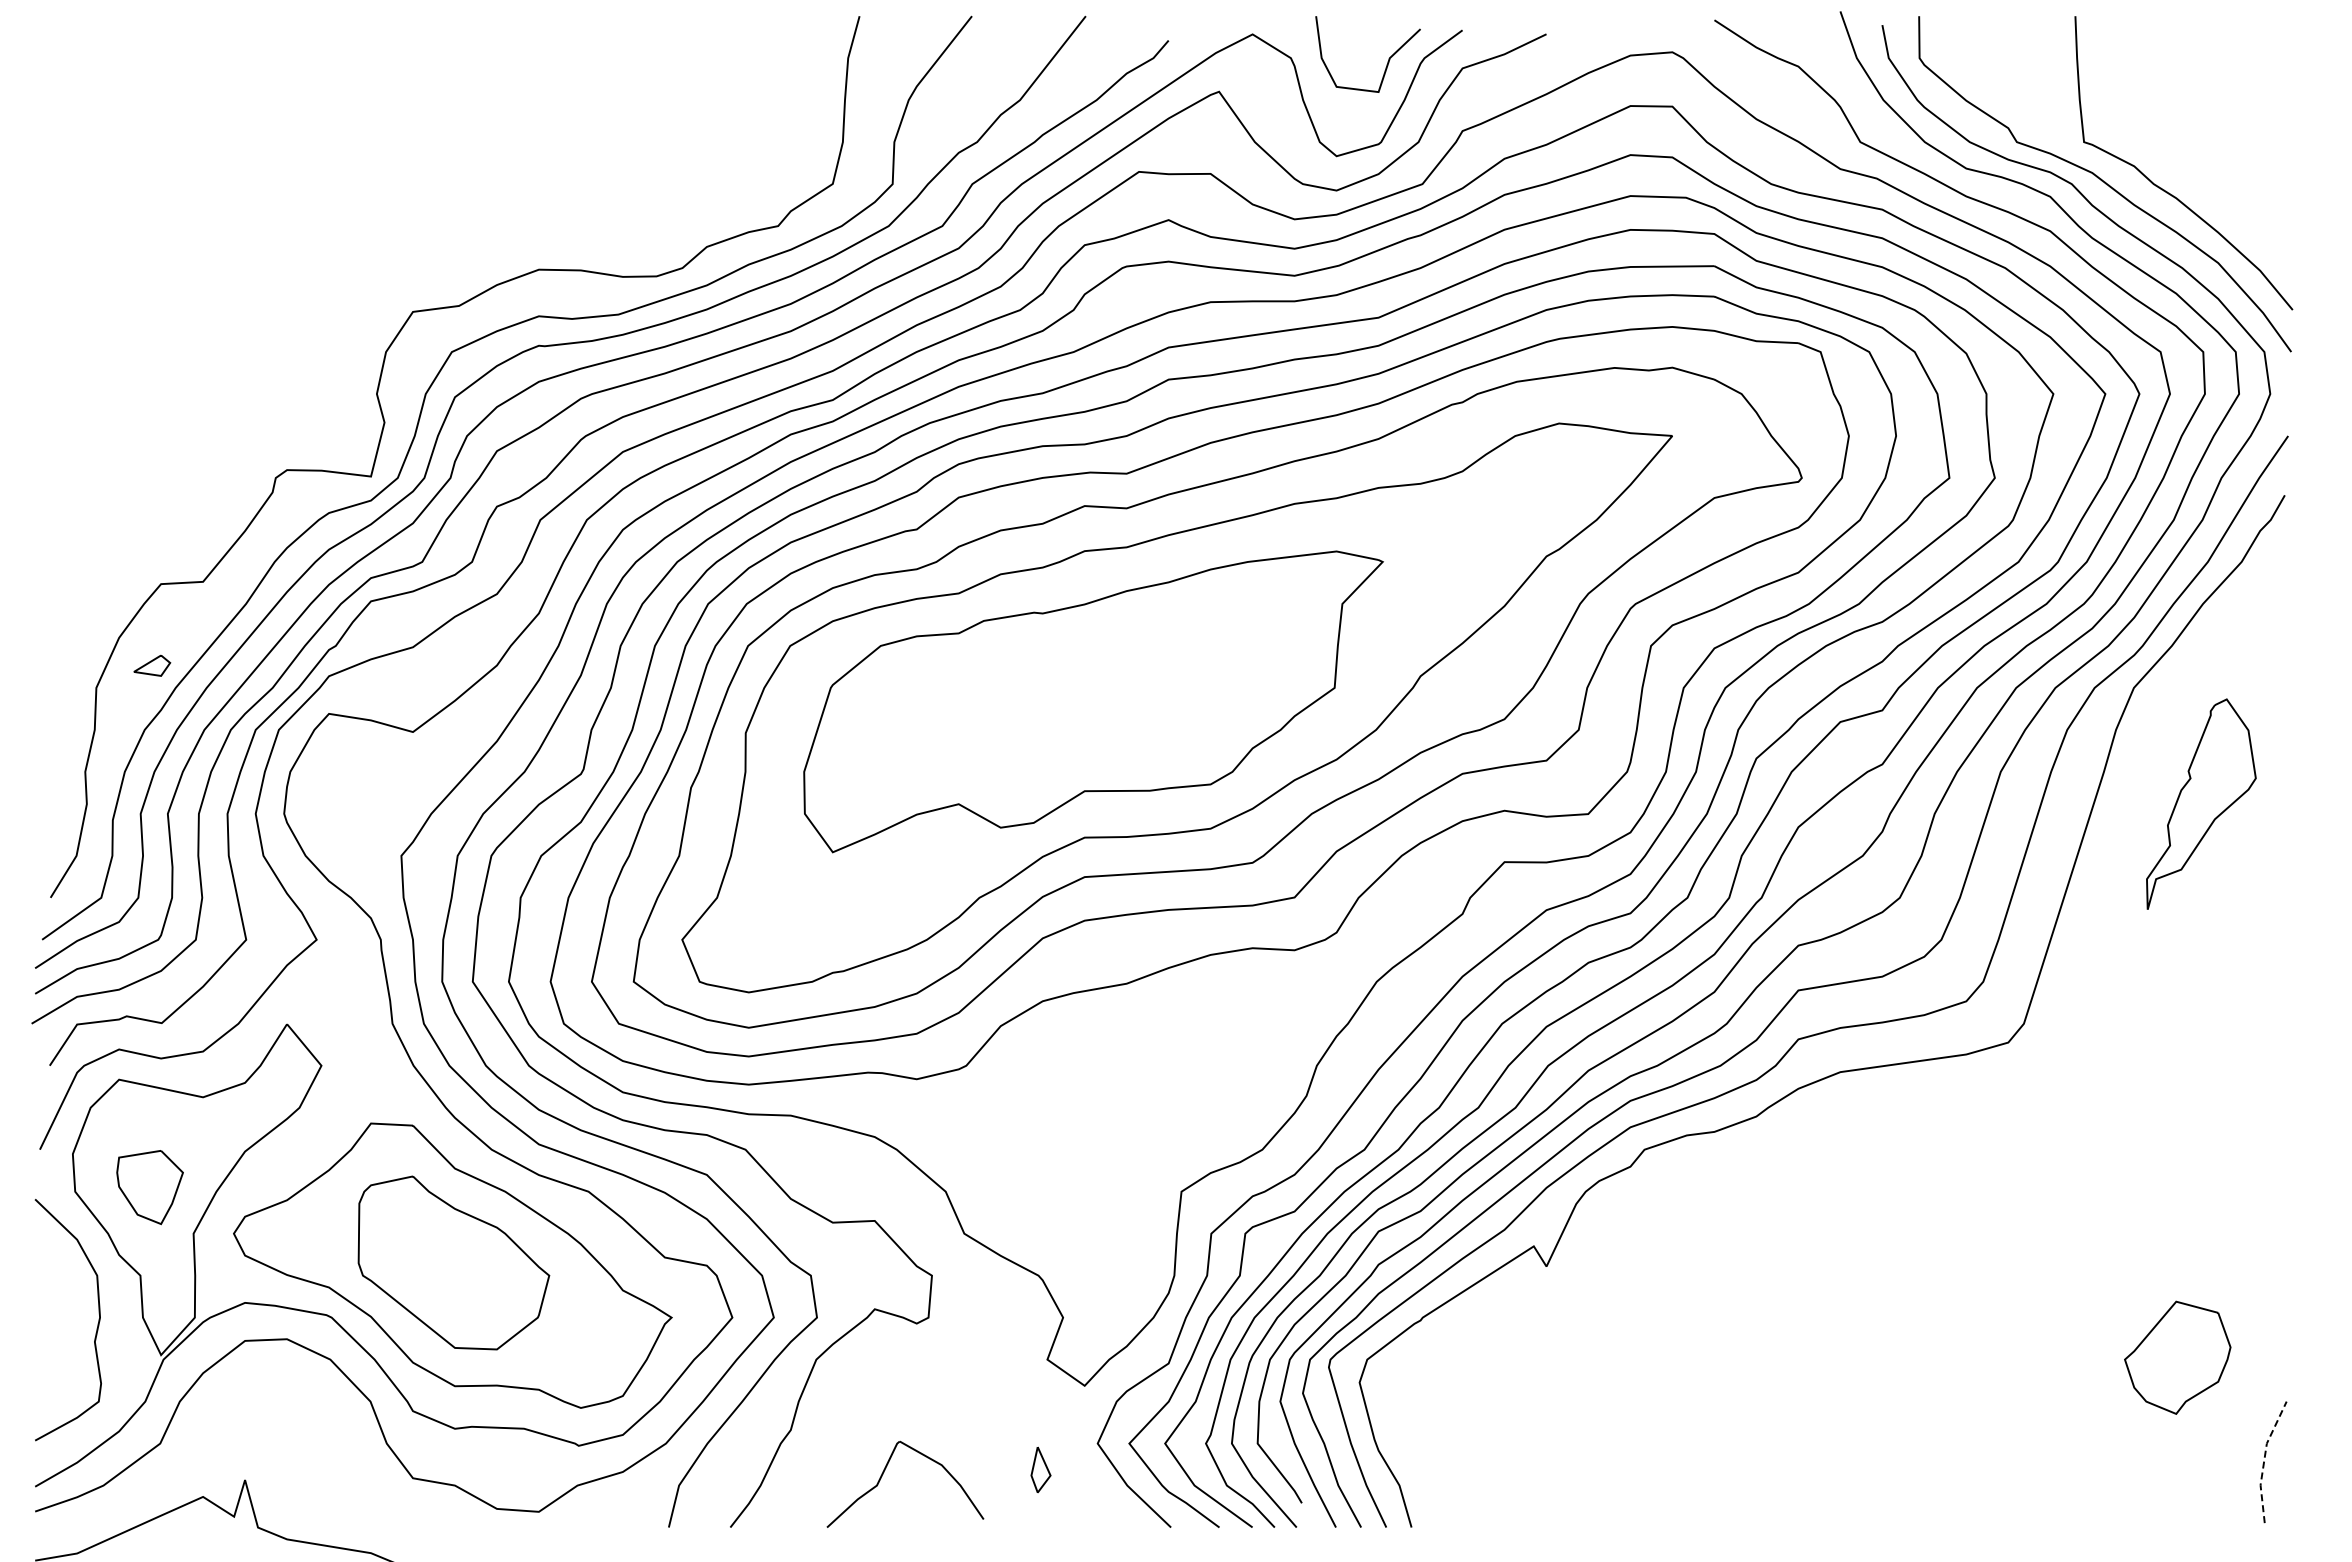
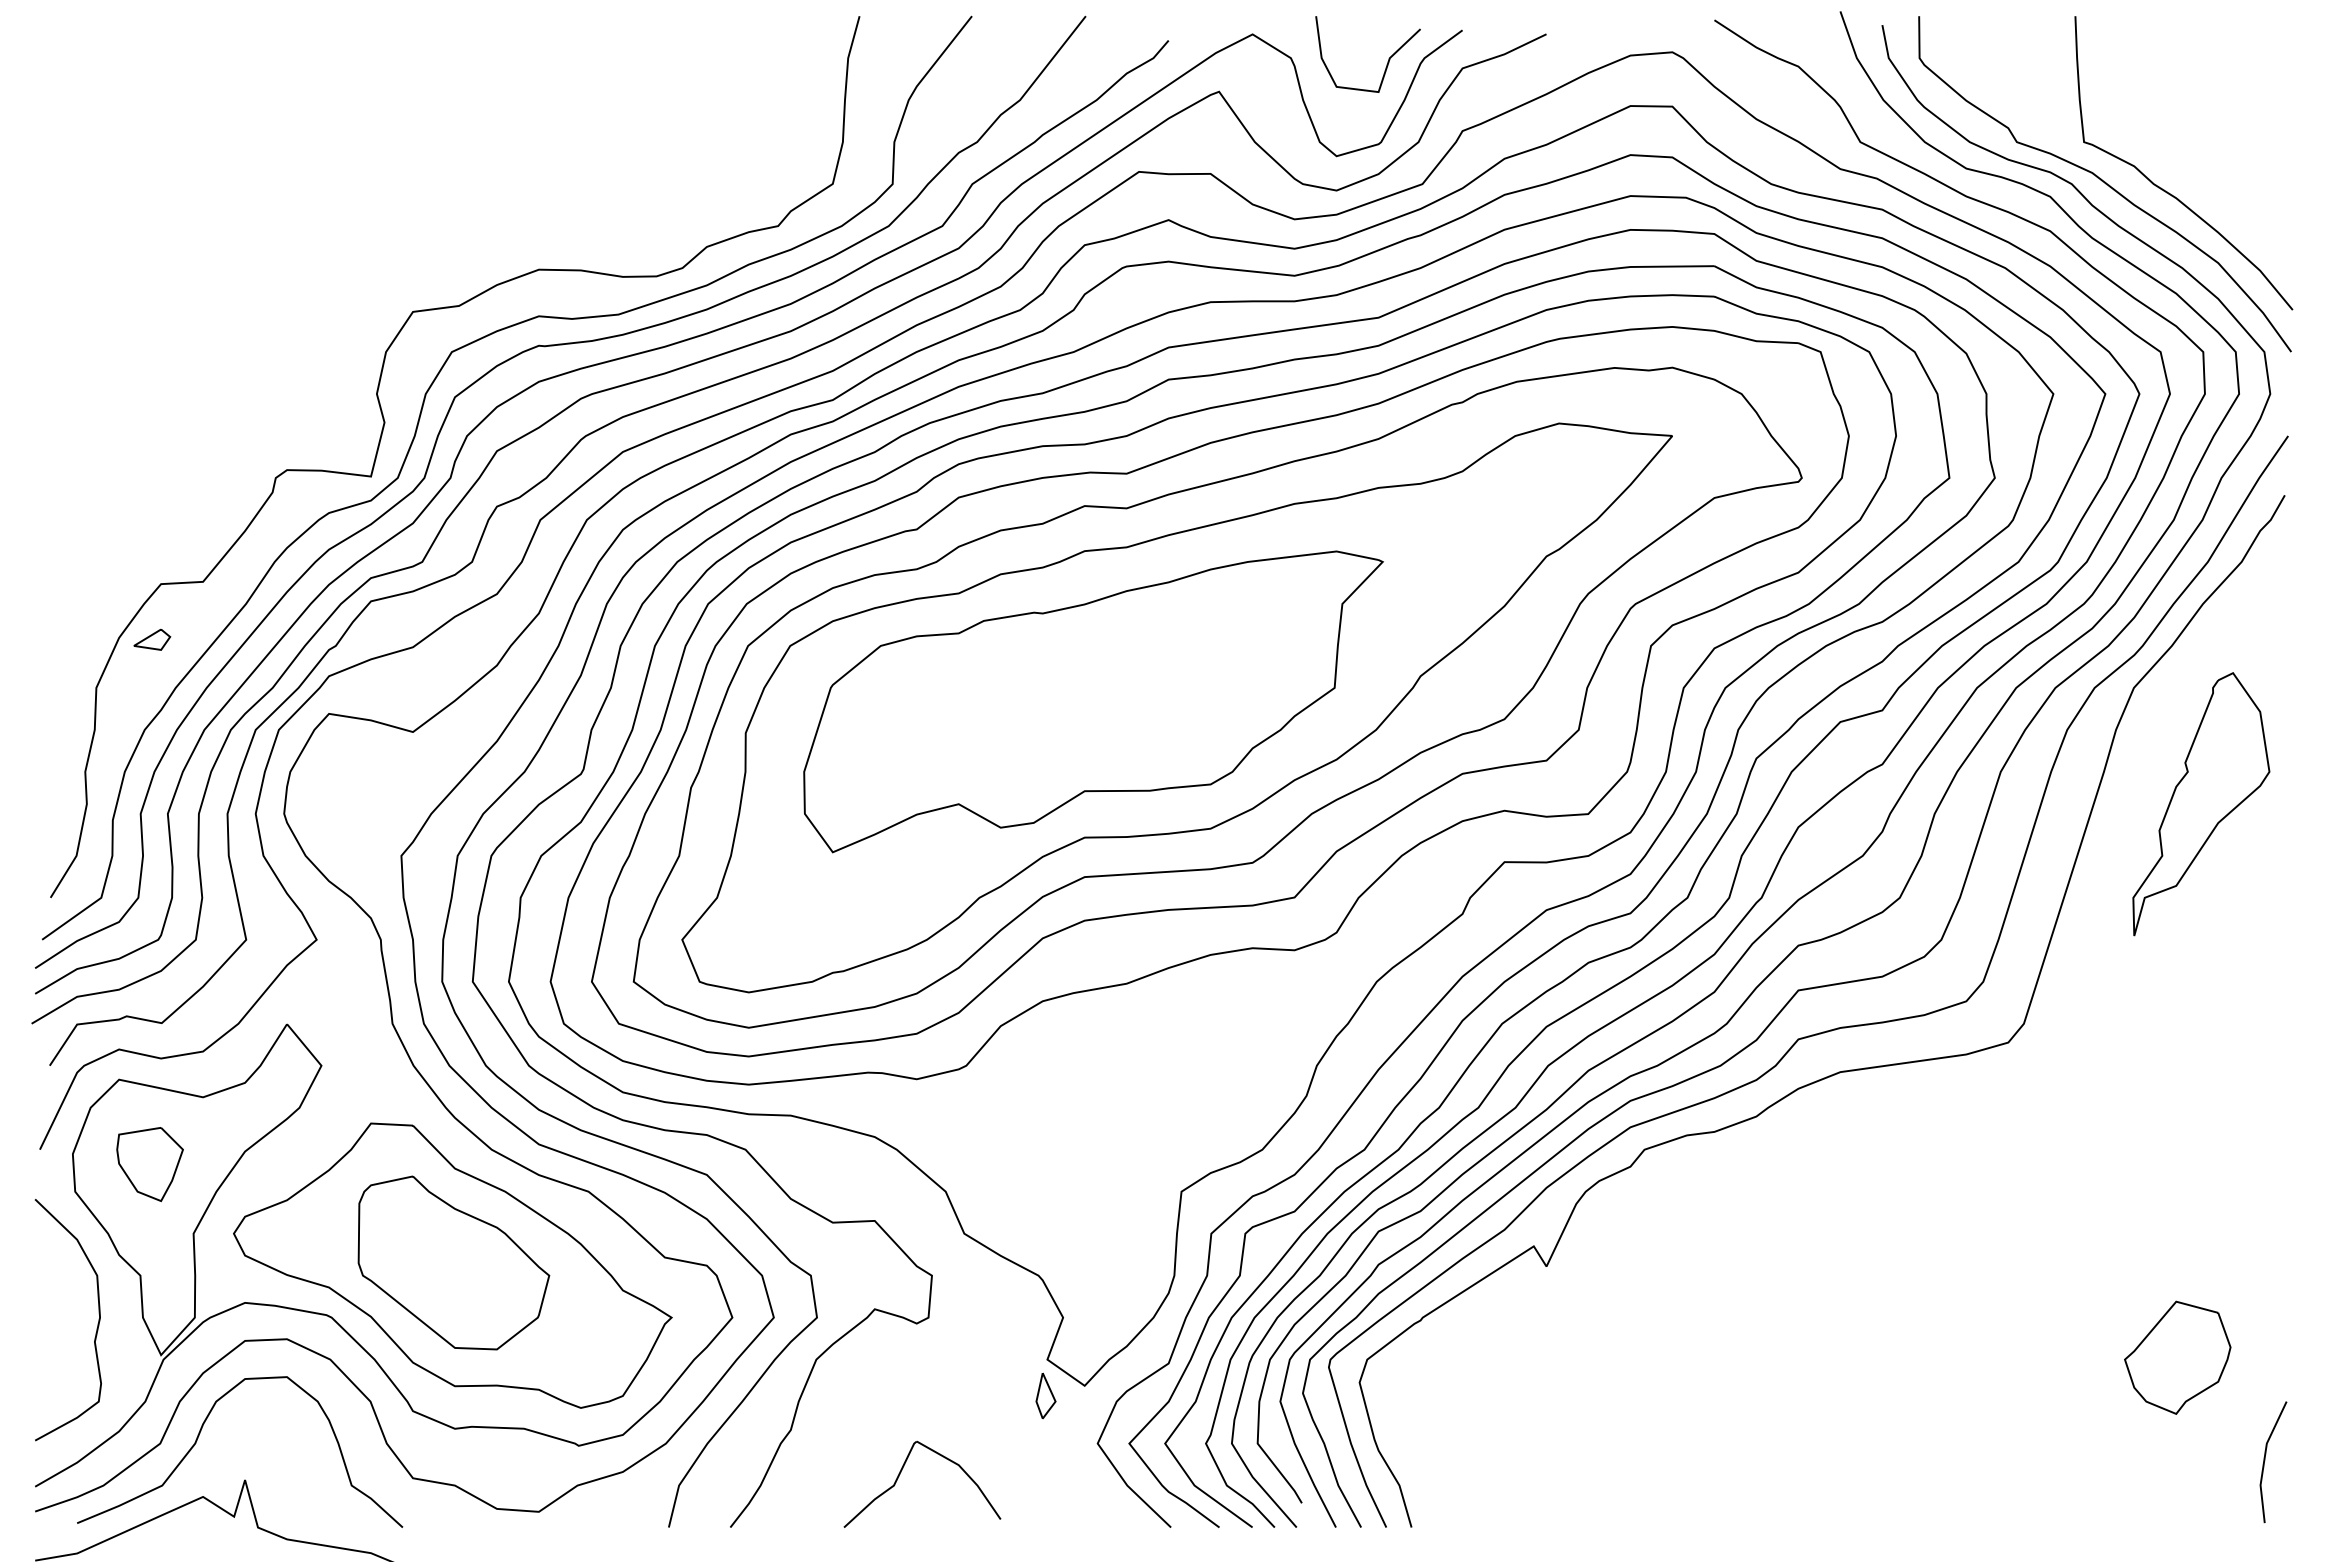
part position: (152, 665) -> (152, 639) (152, 639)
part size: 111x212 px -> 139x265 px (2201, 804)
part position: (149, 1187) -> (149, 1164) (149, 1164)
curve: none -> present (199, 1436)
line: dashed -> solid (2264, 1460)
part position: (1040, 1469) -> (1045, 1395) (1045, 1395)
part position: (884, 1472) -> (901, 1472) (901, 1472)
